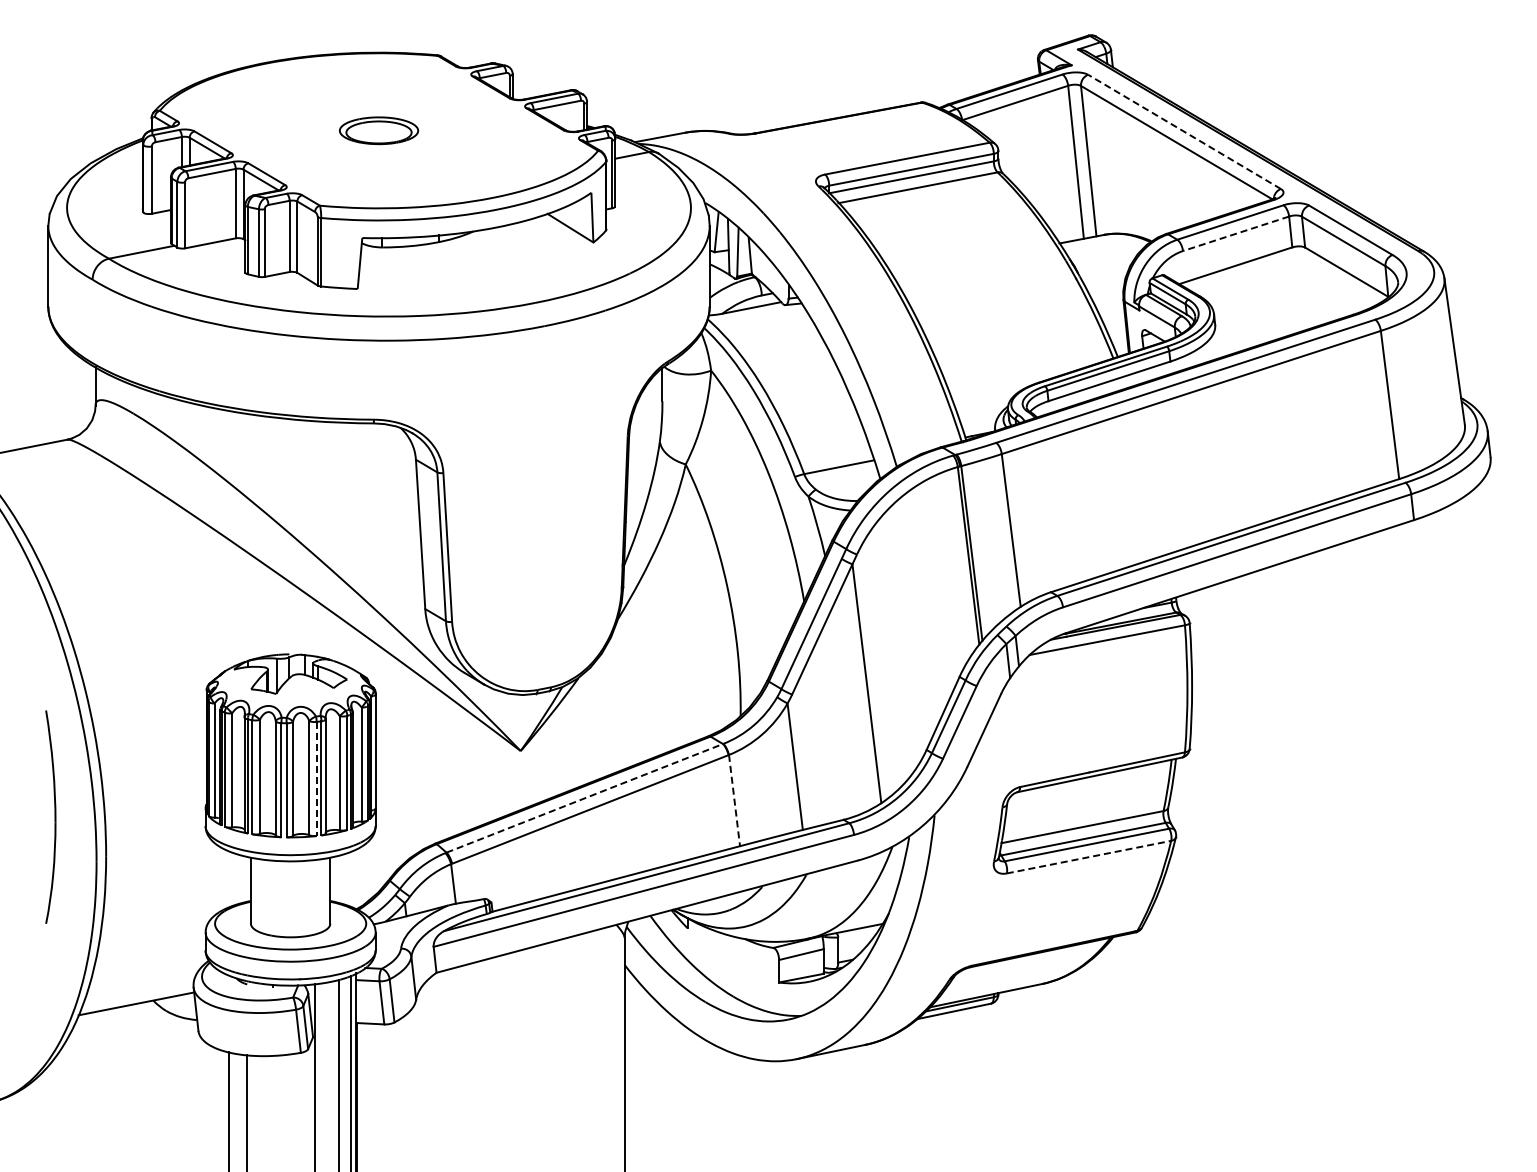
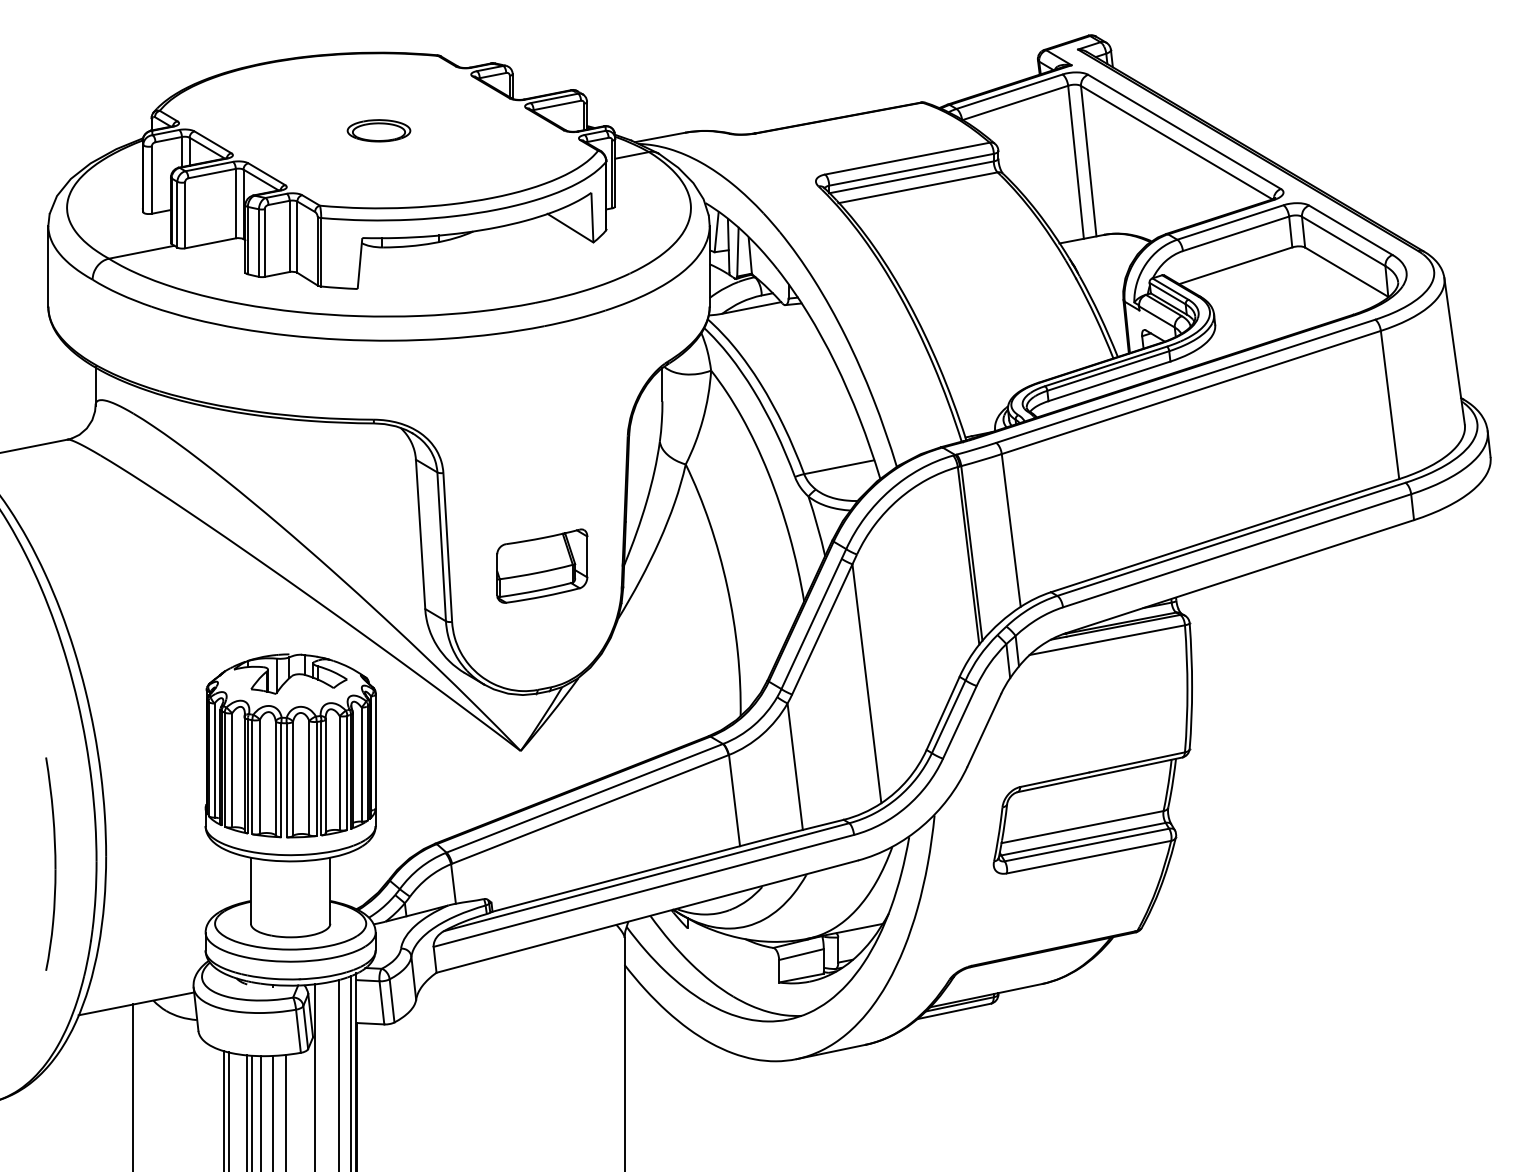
part size: 81x30 px -> 66x24 px (378, 130)
line: dashed -> solid (1184, 131)
line: dashed -> solid (1236, 233)
part: none -> present (542, 565)
line: dashed -> solid (316, 779)
line: dashed -> solid (584, 798)
line: dashed -> solid (734, 800)
part position: (50, 816) -> (50, 863) (50, 863)
line: dashed -> solid (1089, 857)
line: none -> present (133, 1086)
line: none -> present (224, 1109)
line: none -> present (251, 1111)
line: none -> present (273, 1111)
line: none -> present (286, 1111)
line: none -> present (261, 1112)
